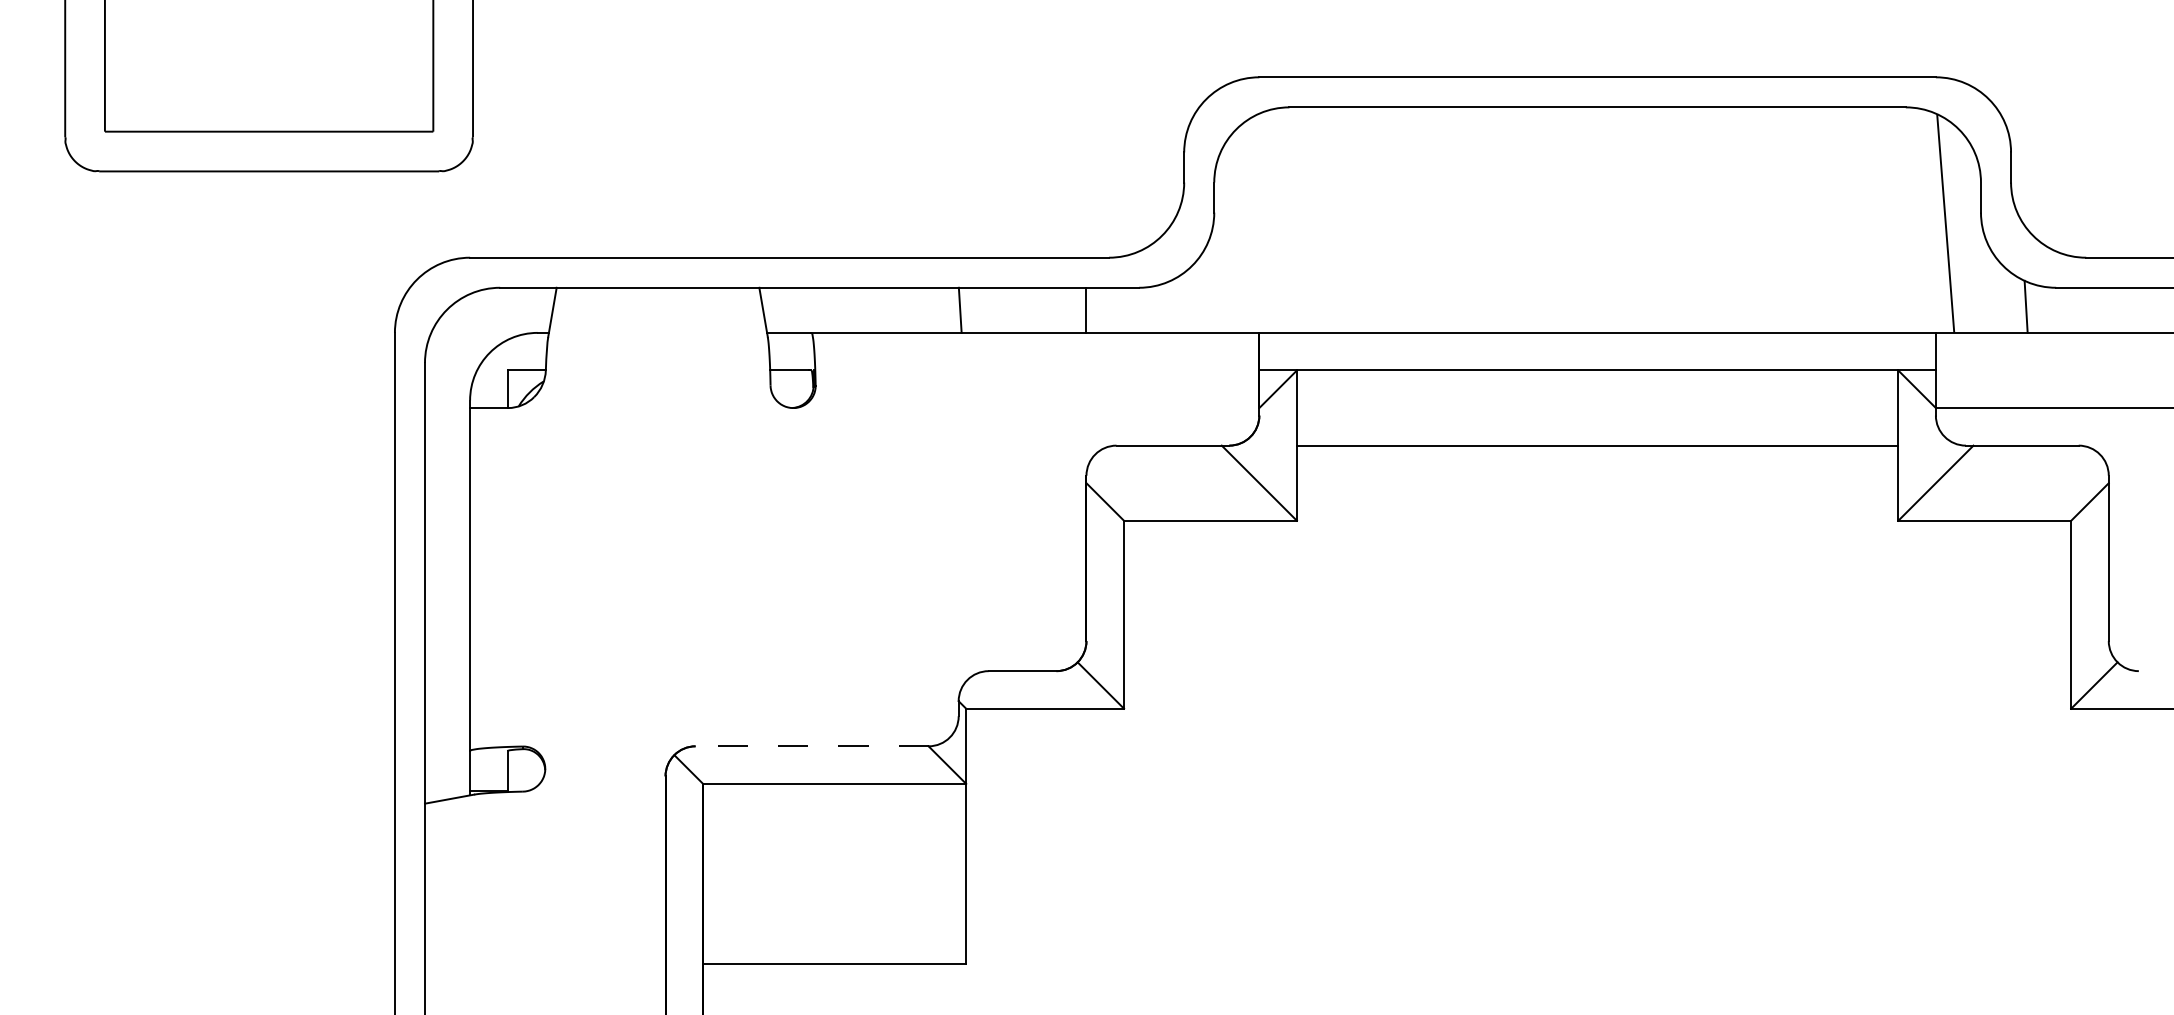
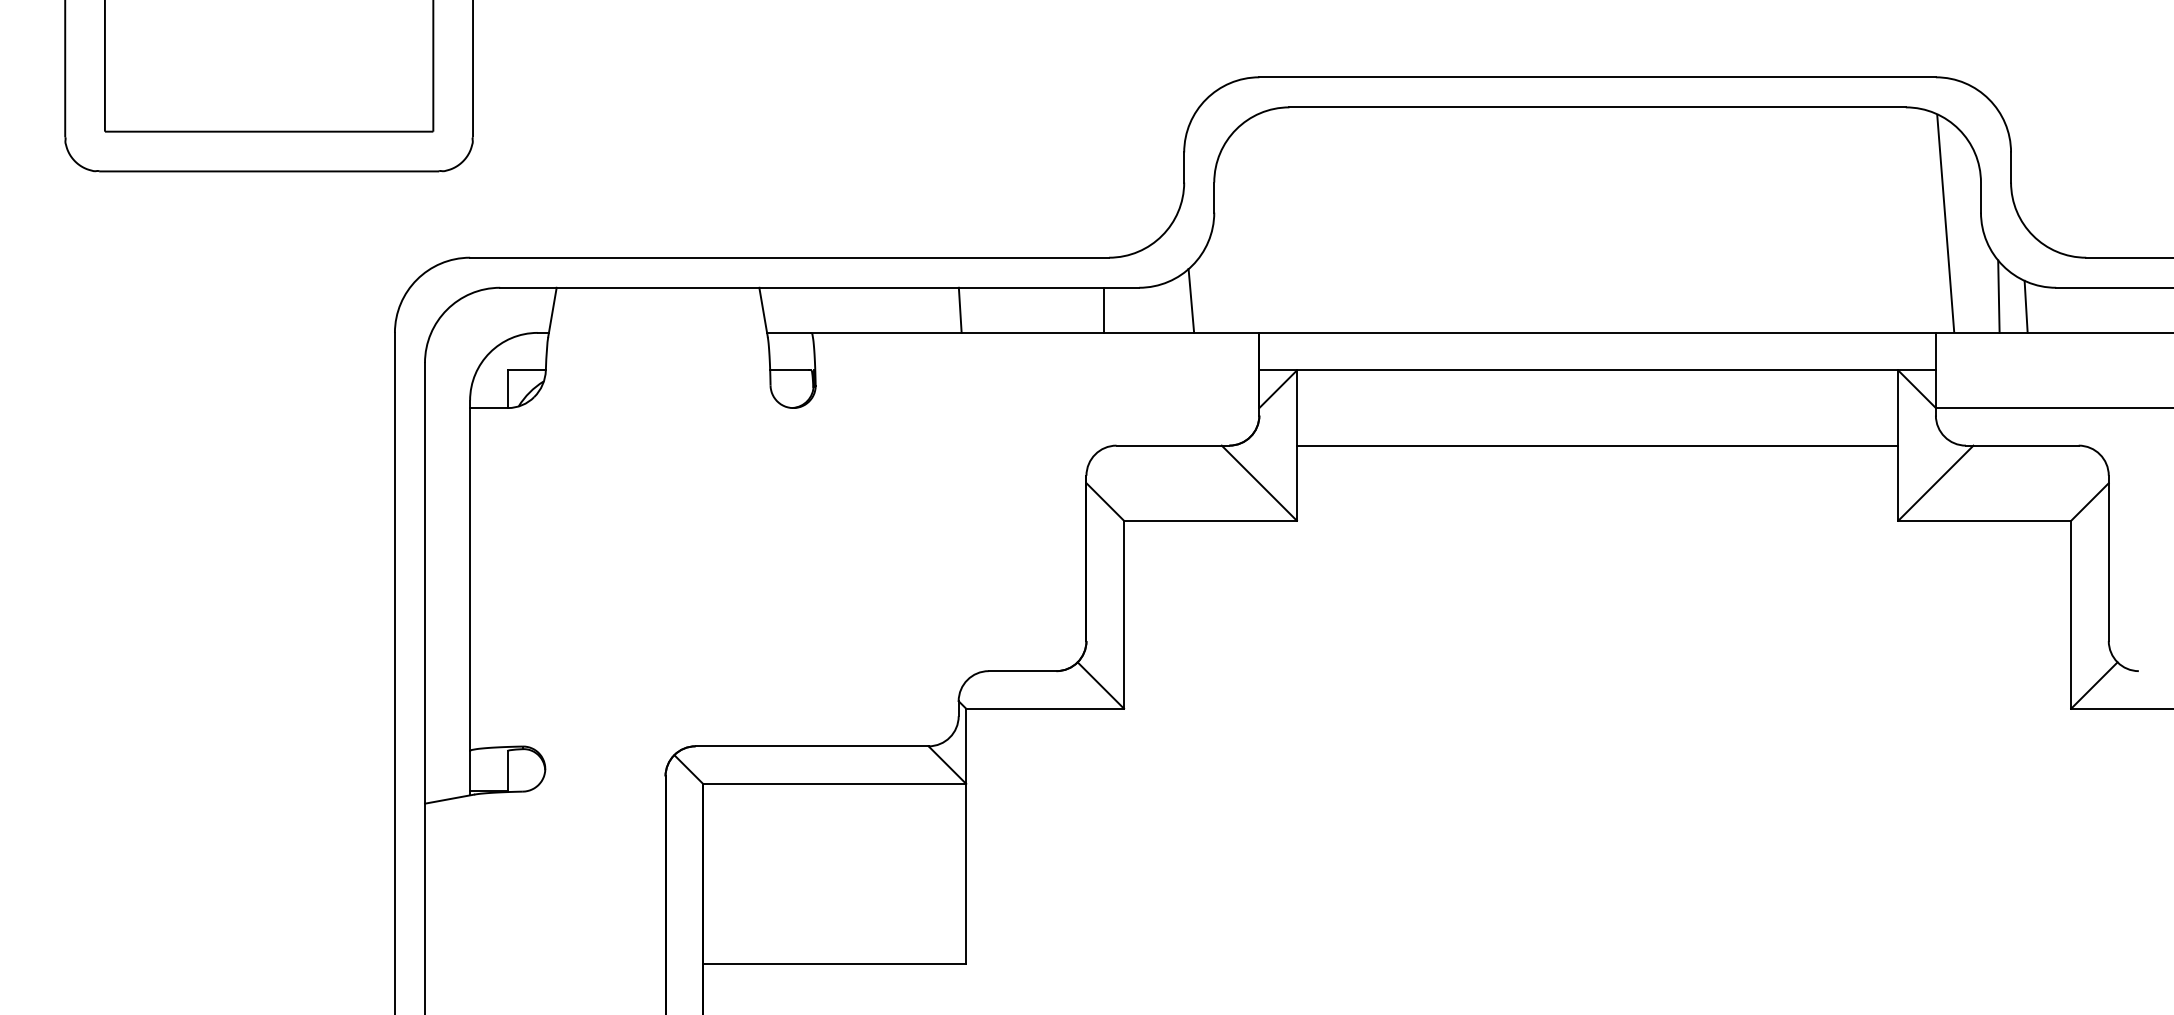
line: none -> present (1998, 296)
line: none -> present (1191, 300)
line position: (1085, 309) -> (1103, 309) (1103, 309)
line: dashed -> solid (812, 746)
